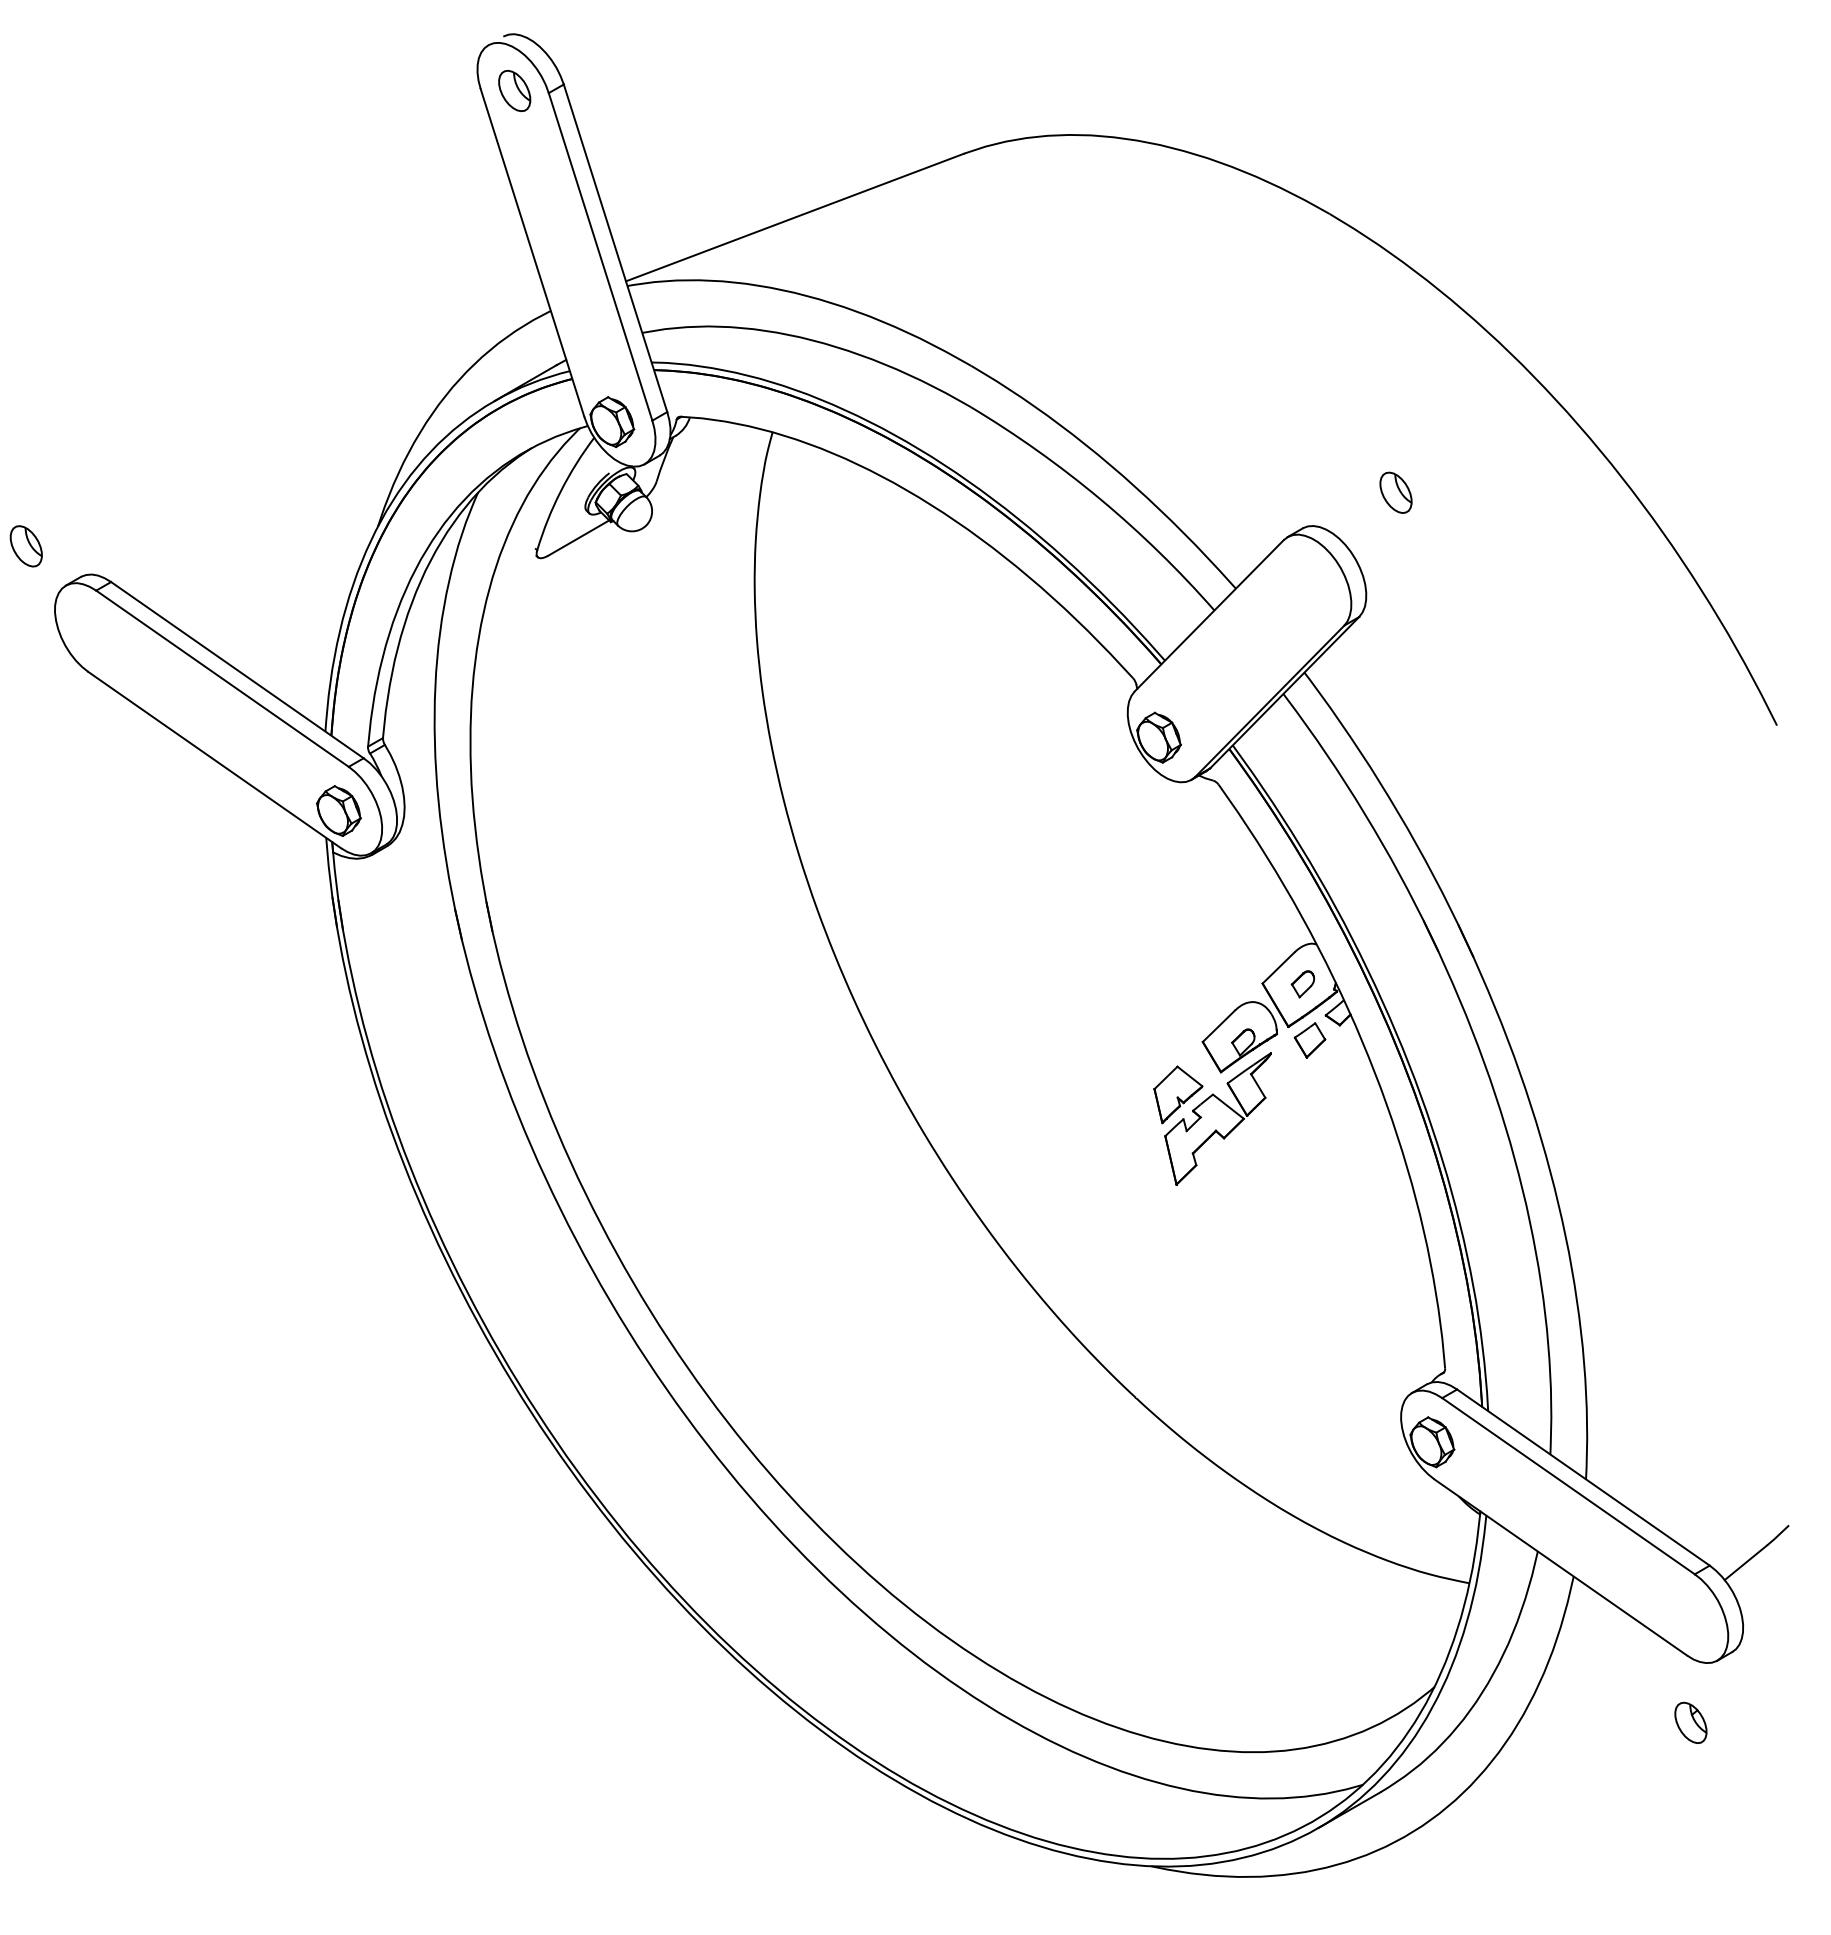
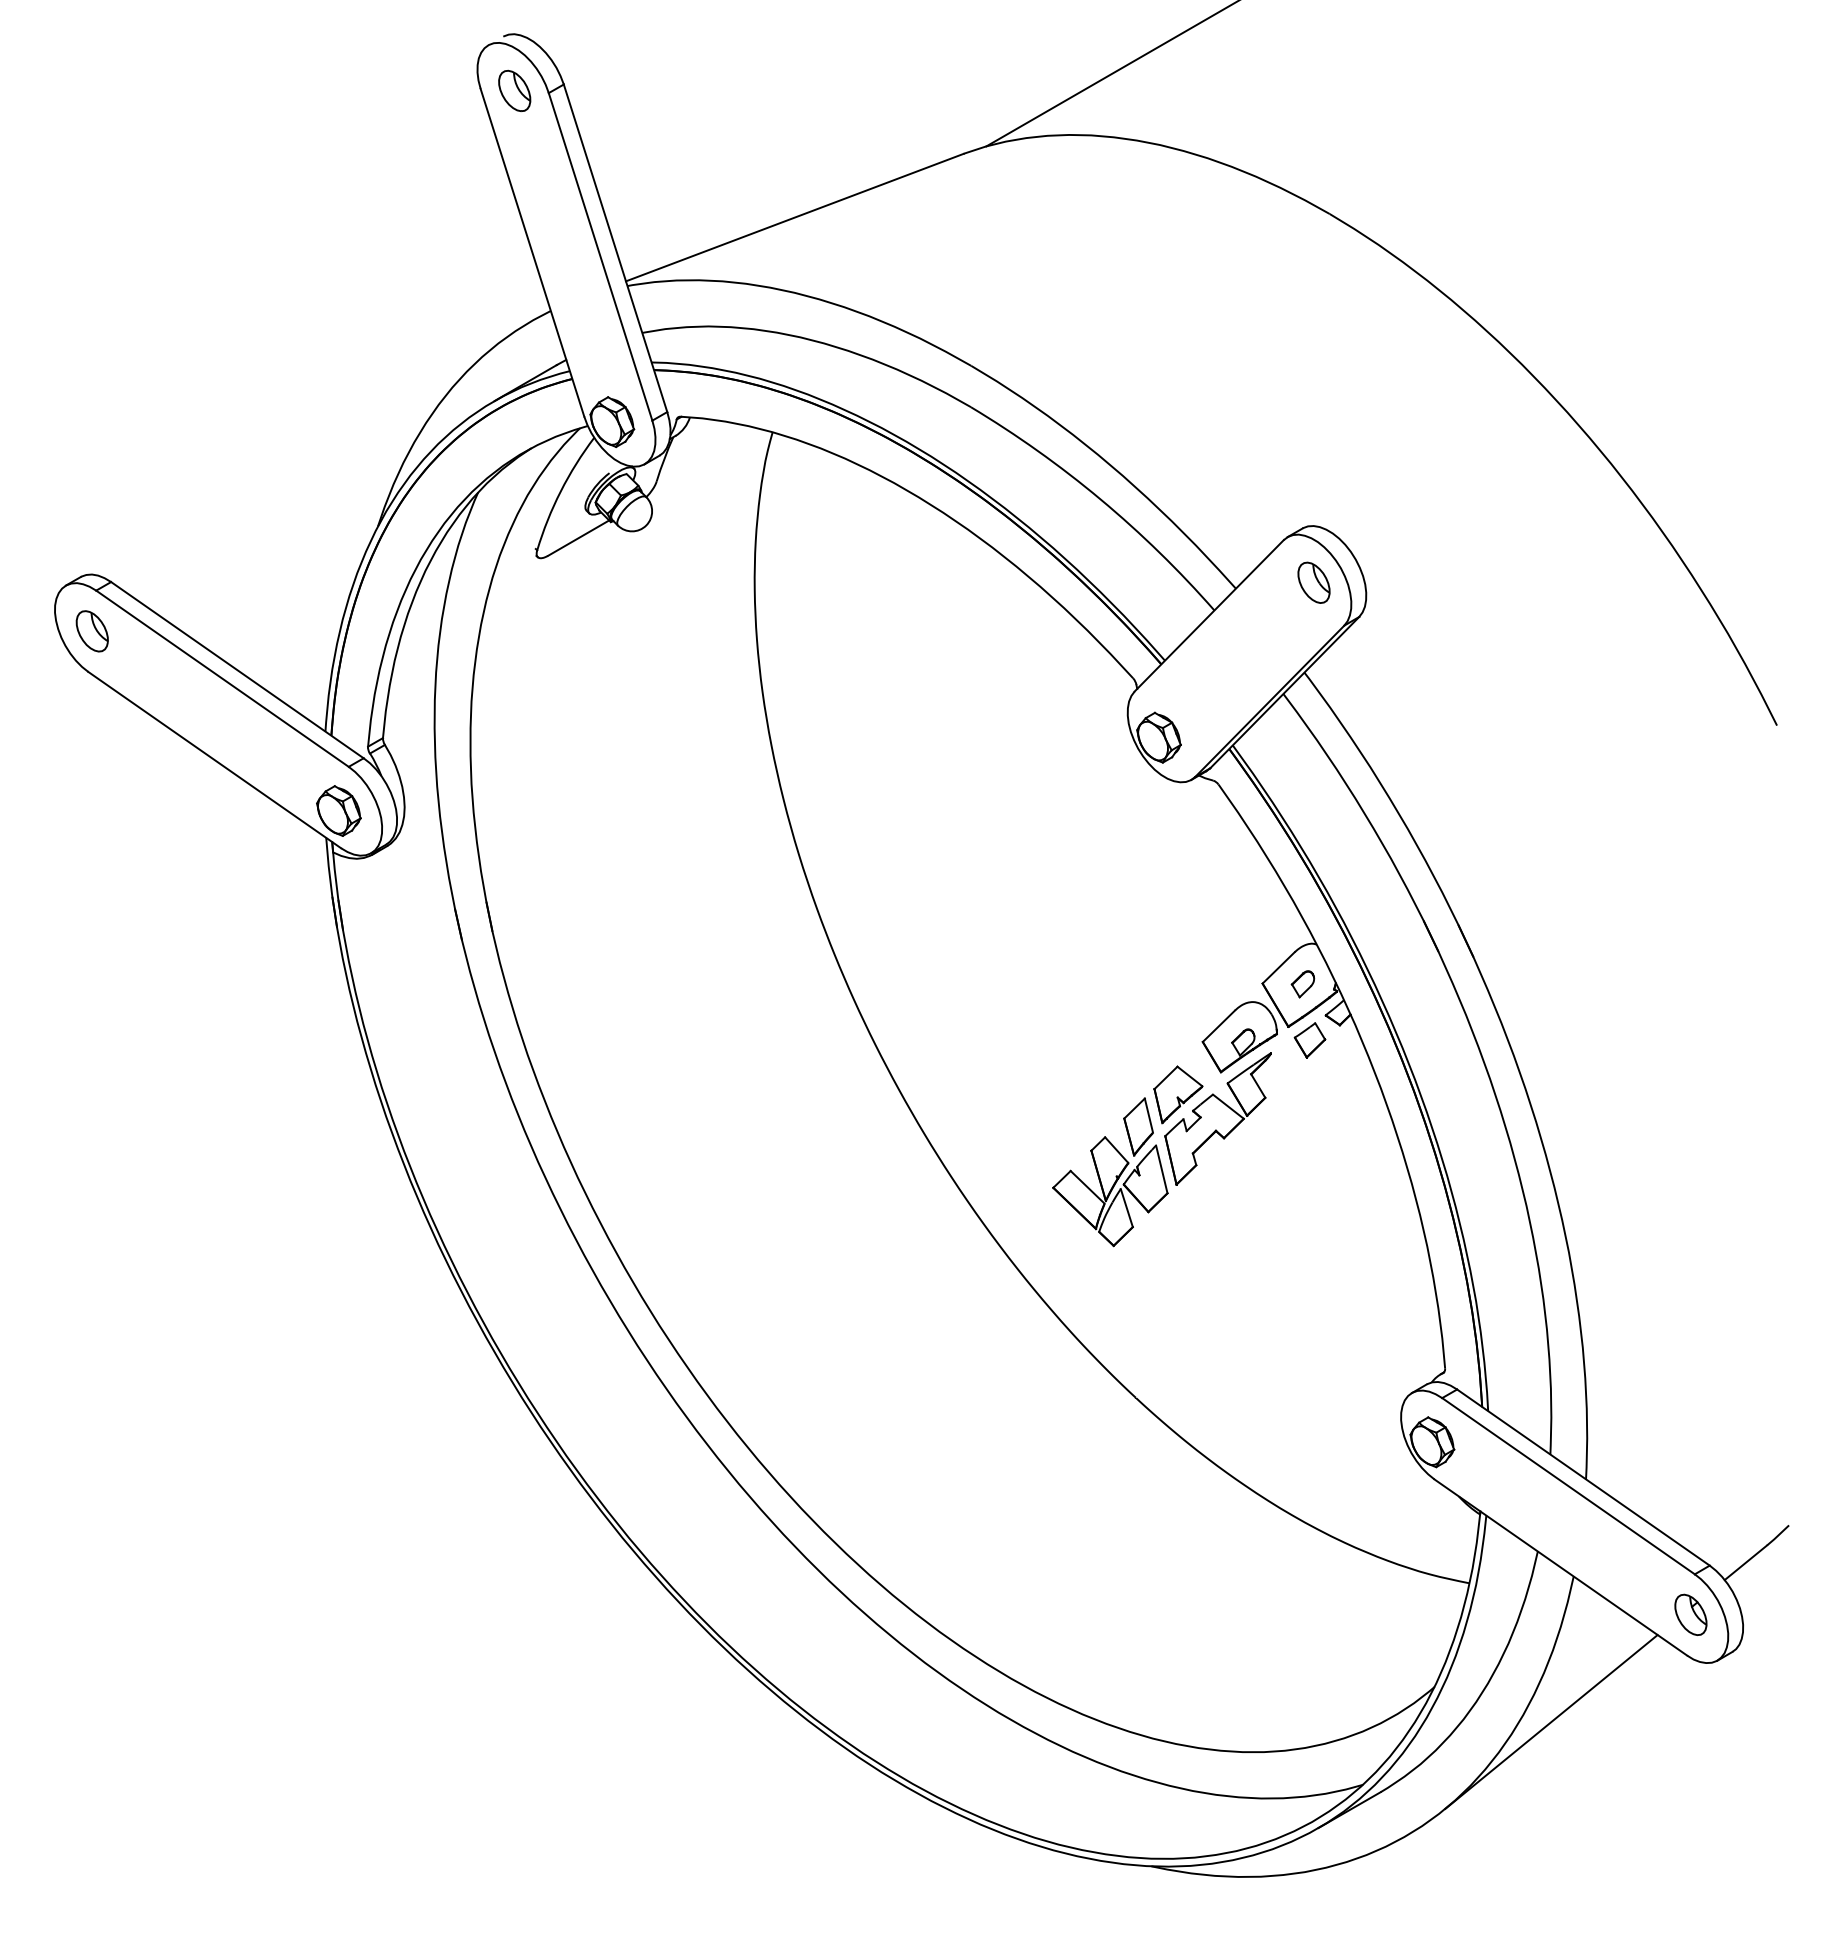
line: none -> present (1110, 74)
part position: (1395, 492) -> (1313, 582) (1313, 582)
part position: (25, 546) -> (91, 631) (91, 631)
part: none -> present (1110, 1172)
line: none -> present (1551, 1721)
part position: (1690, 1722) -> (1690, 1614) (1690, 1614)
